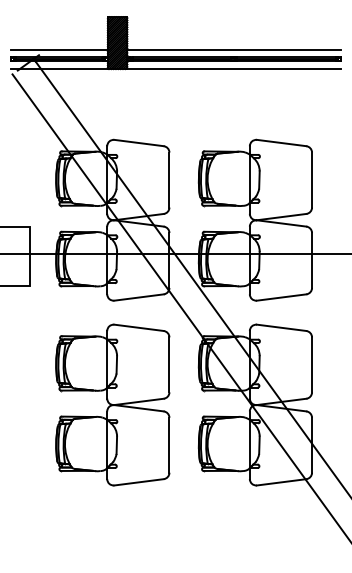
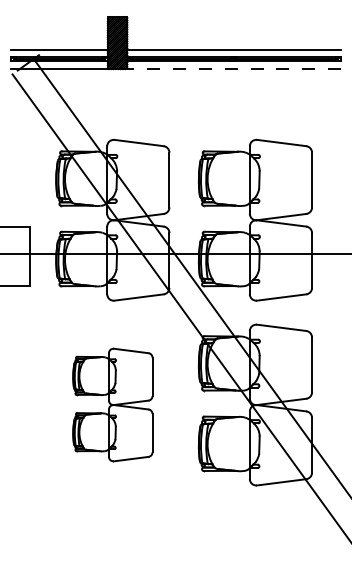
line: solid -> dashed (234, 69)
part size: 116x164 px -> 82x116 px (112, 404)
